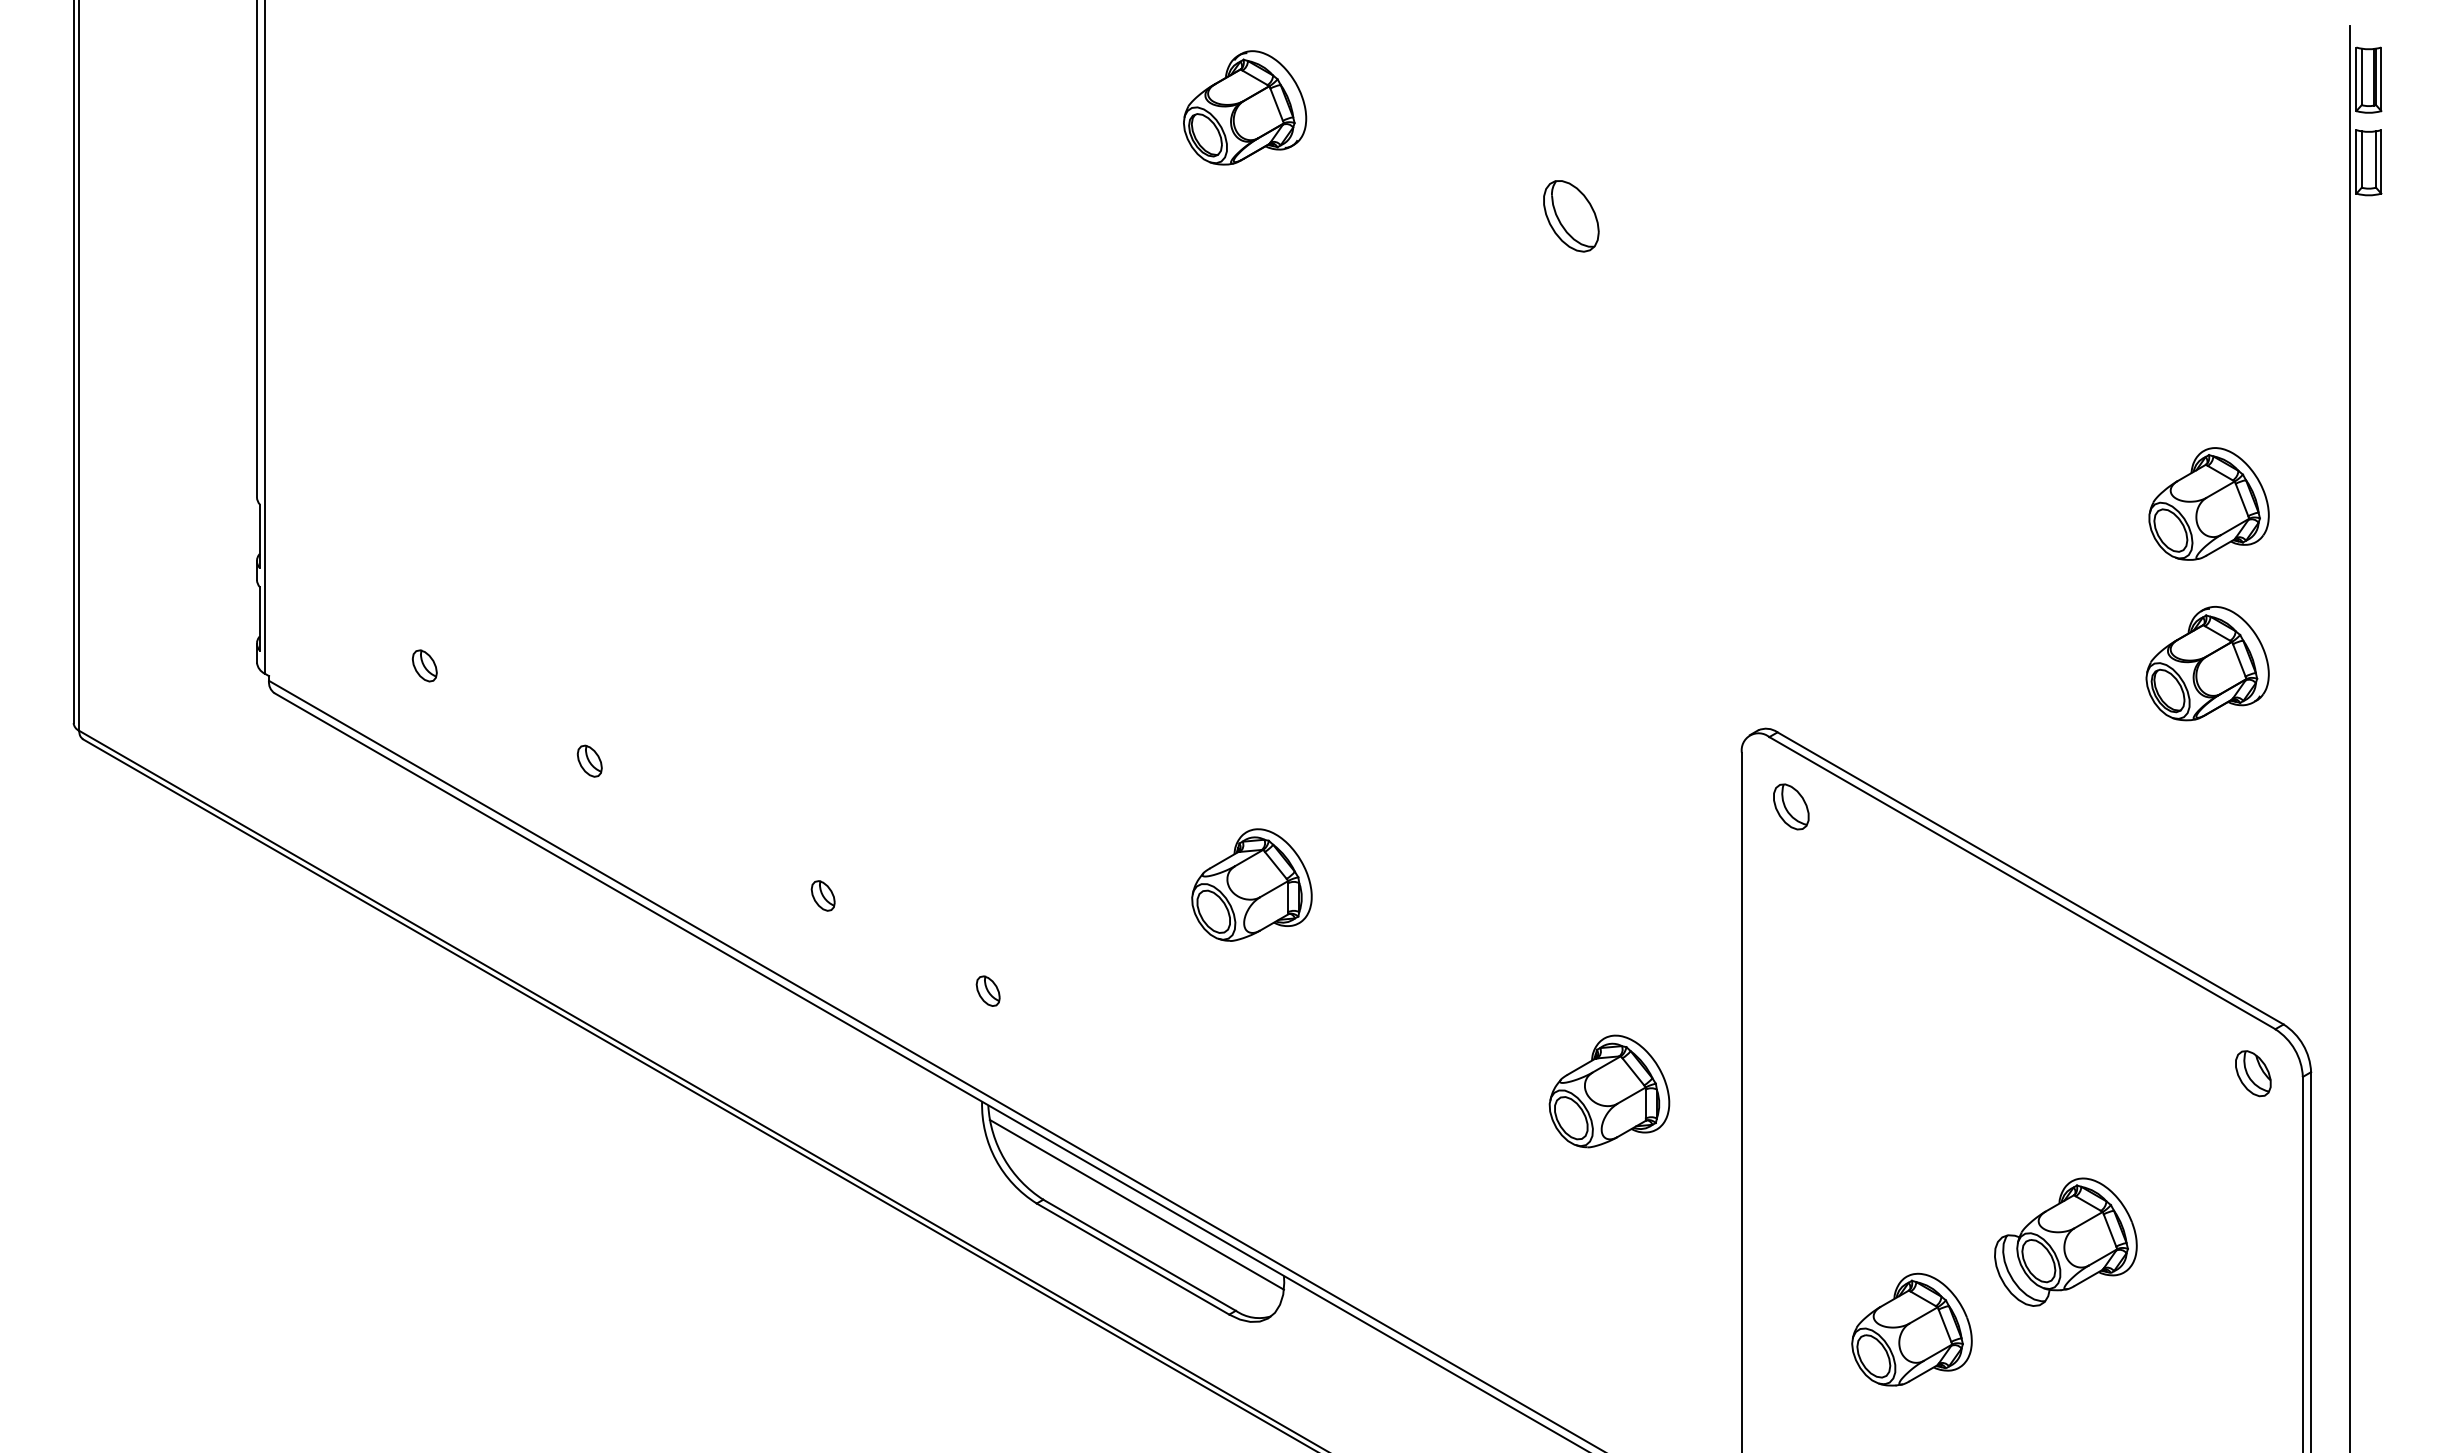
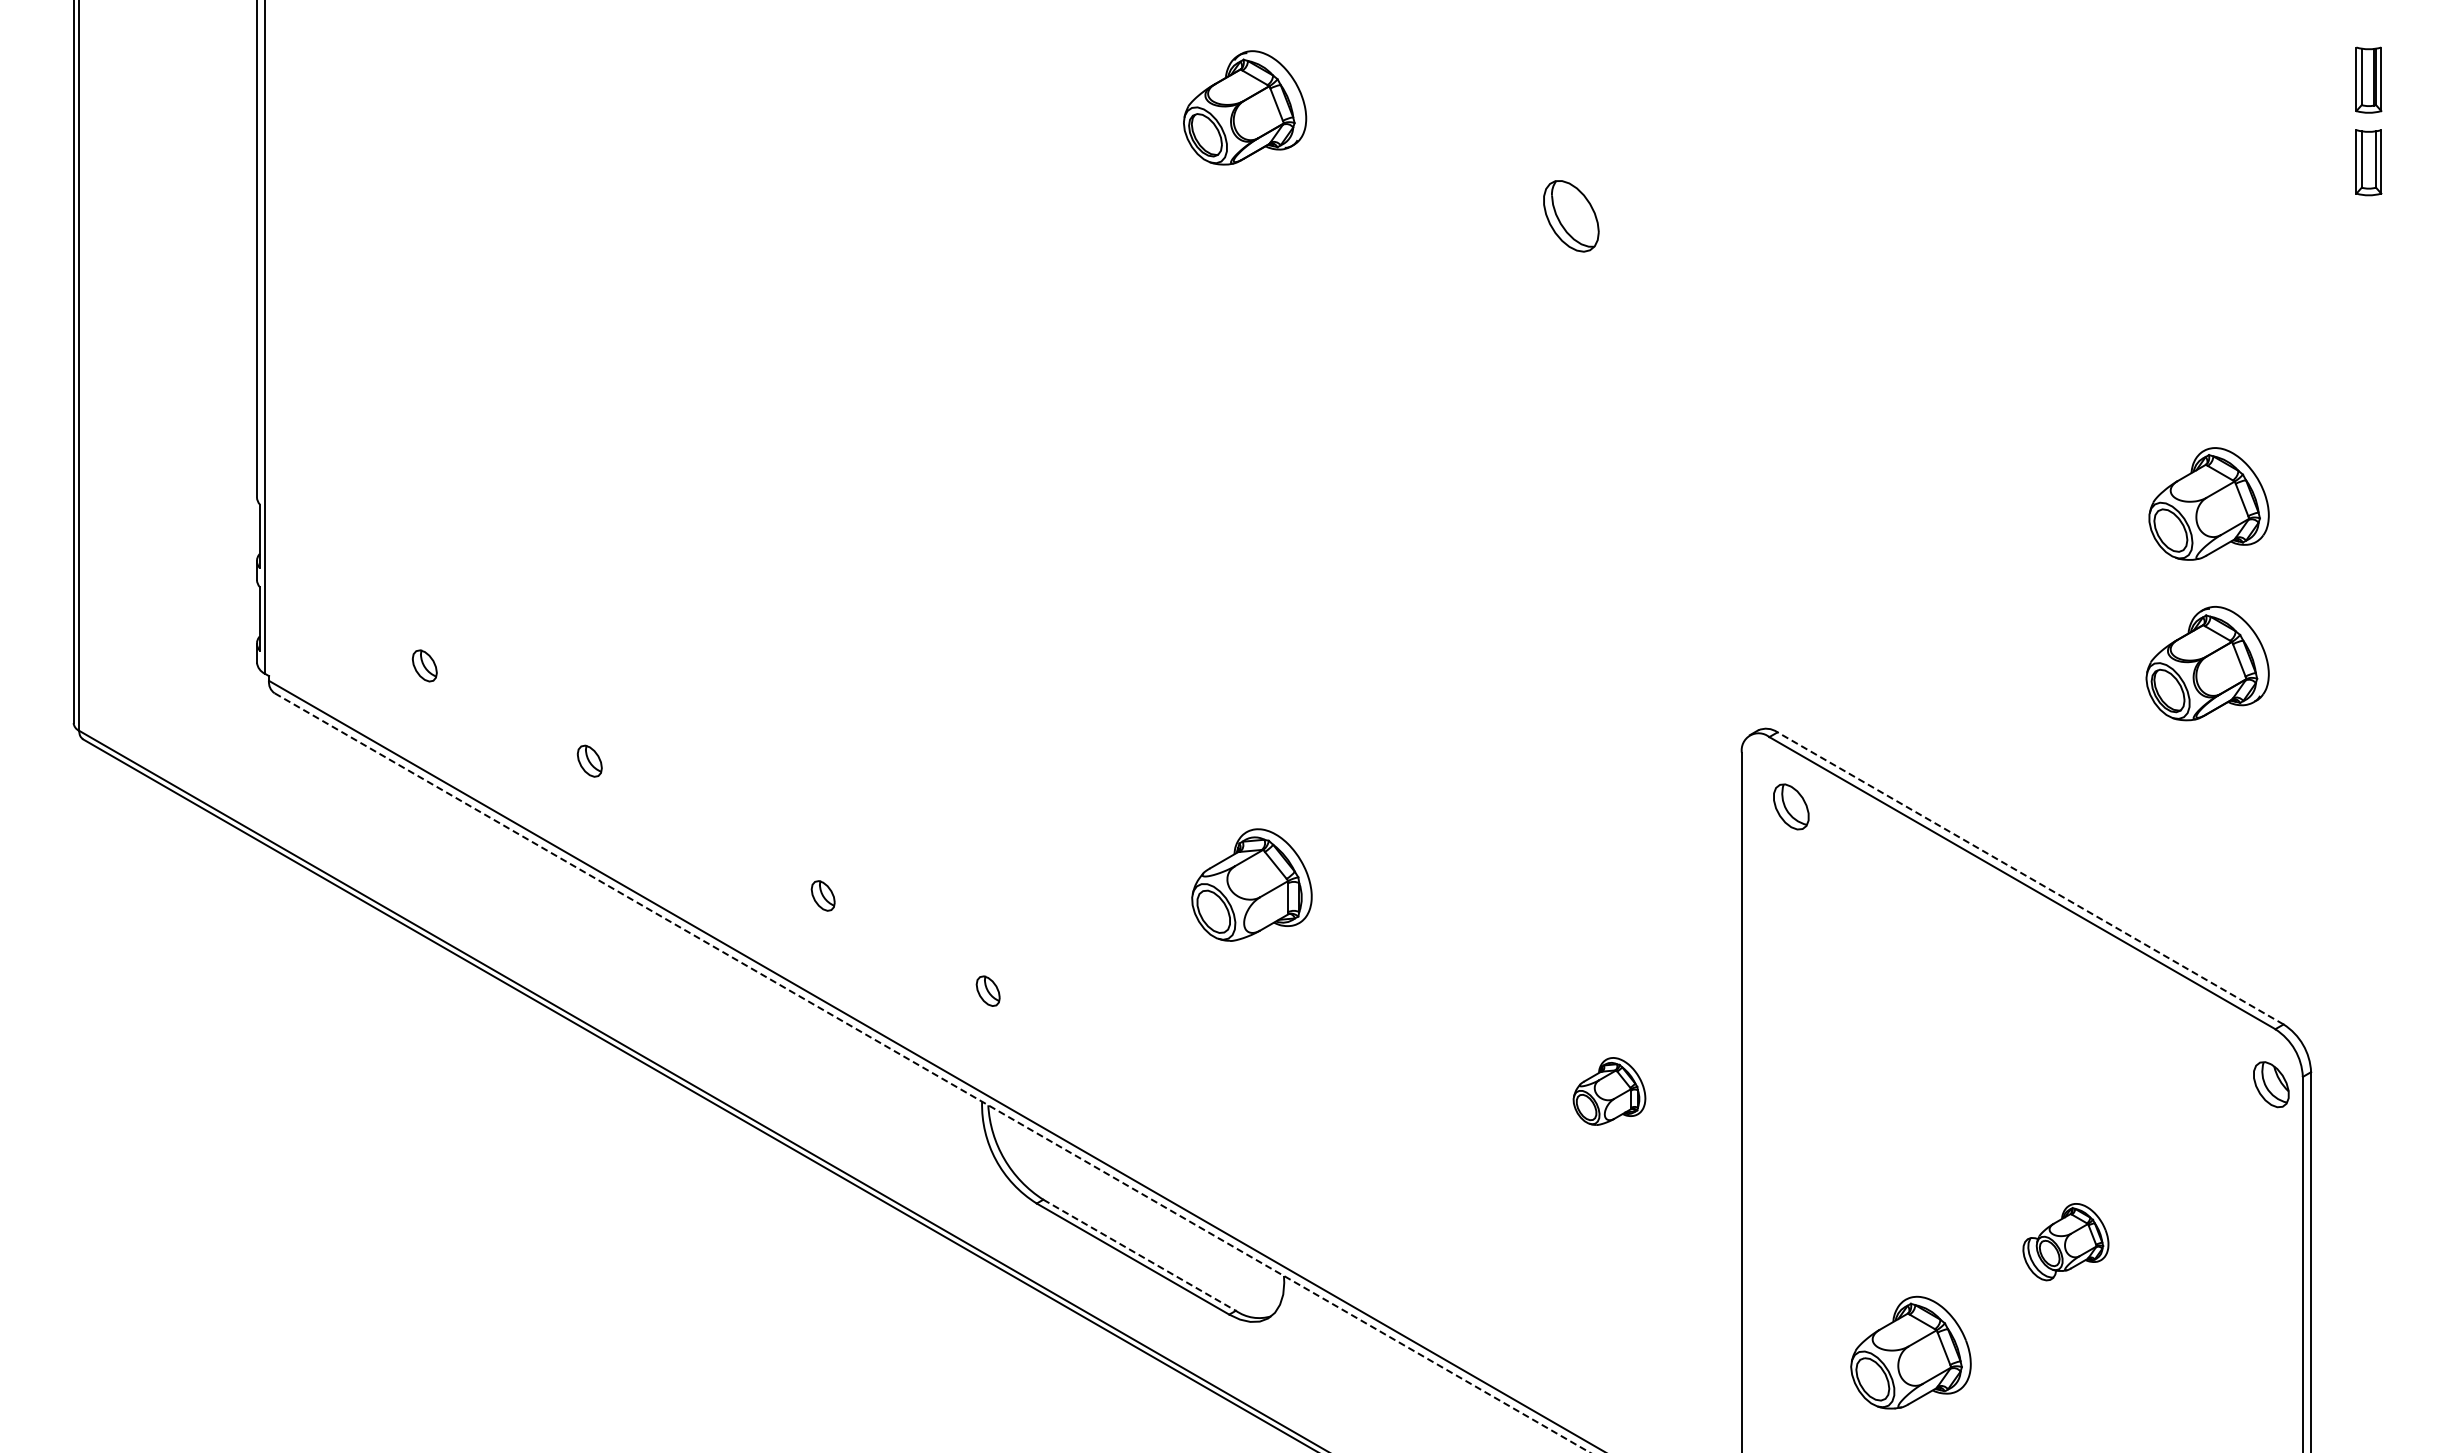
line: present -> none (2349, 737)
line: solid -> dashed (2030, 878)
line: solid -> dashed (932, 1073)
part position: (2253, 1073) -> (2271, 1084) (2271, 1084)
part size: 123x115 px -> 75x69 px (1609, 1091)
line: present -> none (1136, 1204)
part size: 144x130 px -> 88x79 px (2065, 1242)
line: solid -> dashed (1140, 1255)
part position: (1911, 1329) -> (1910, 1352) (1910, 1352)
